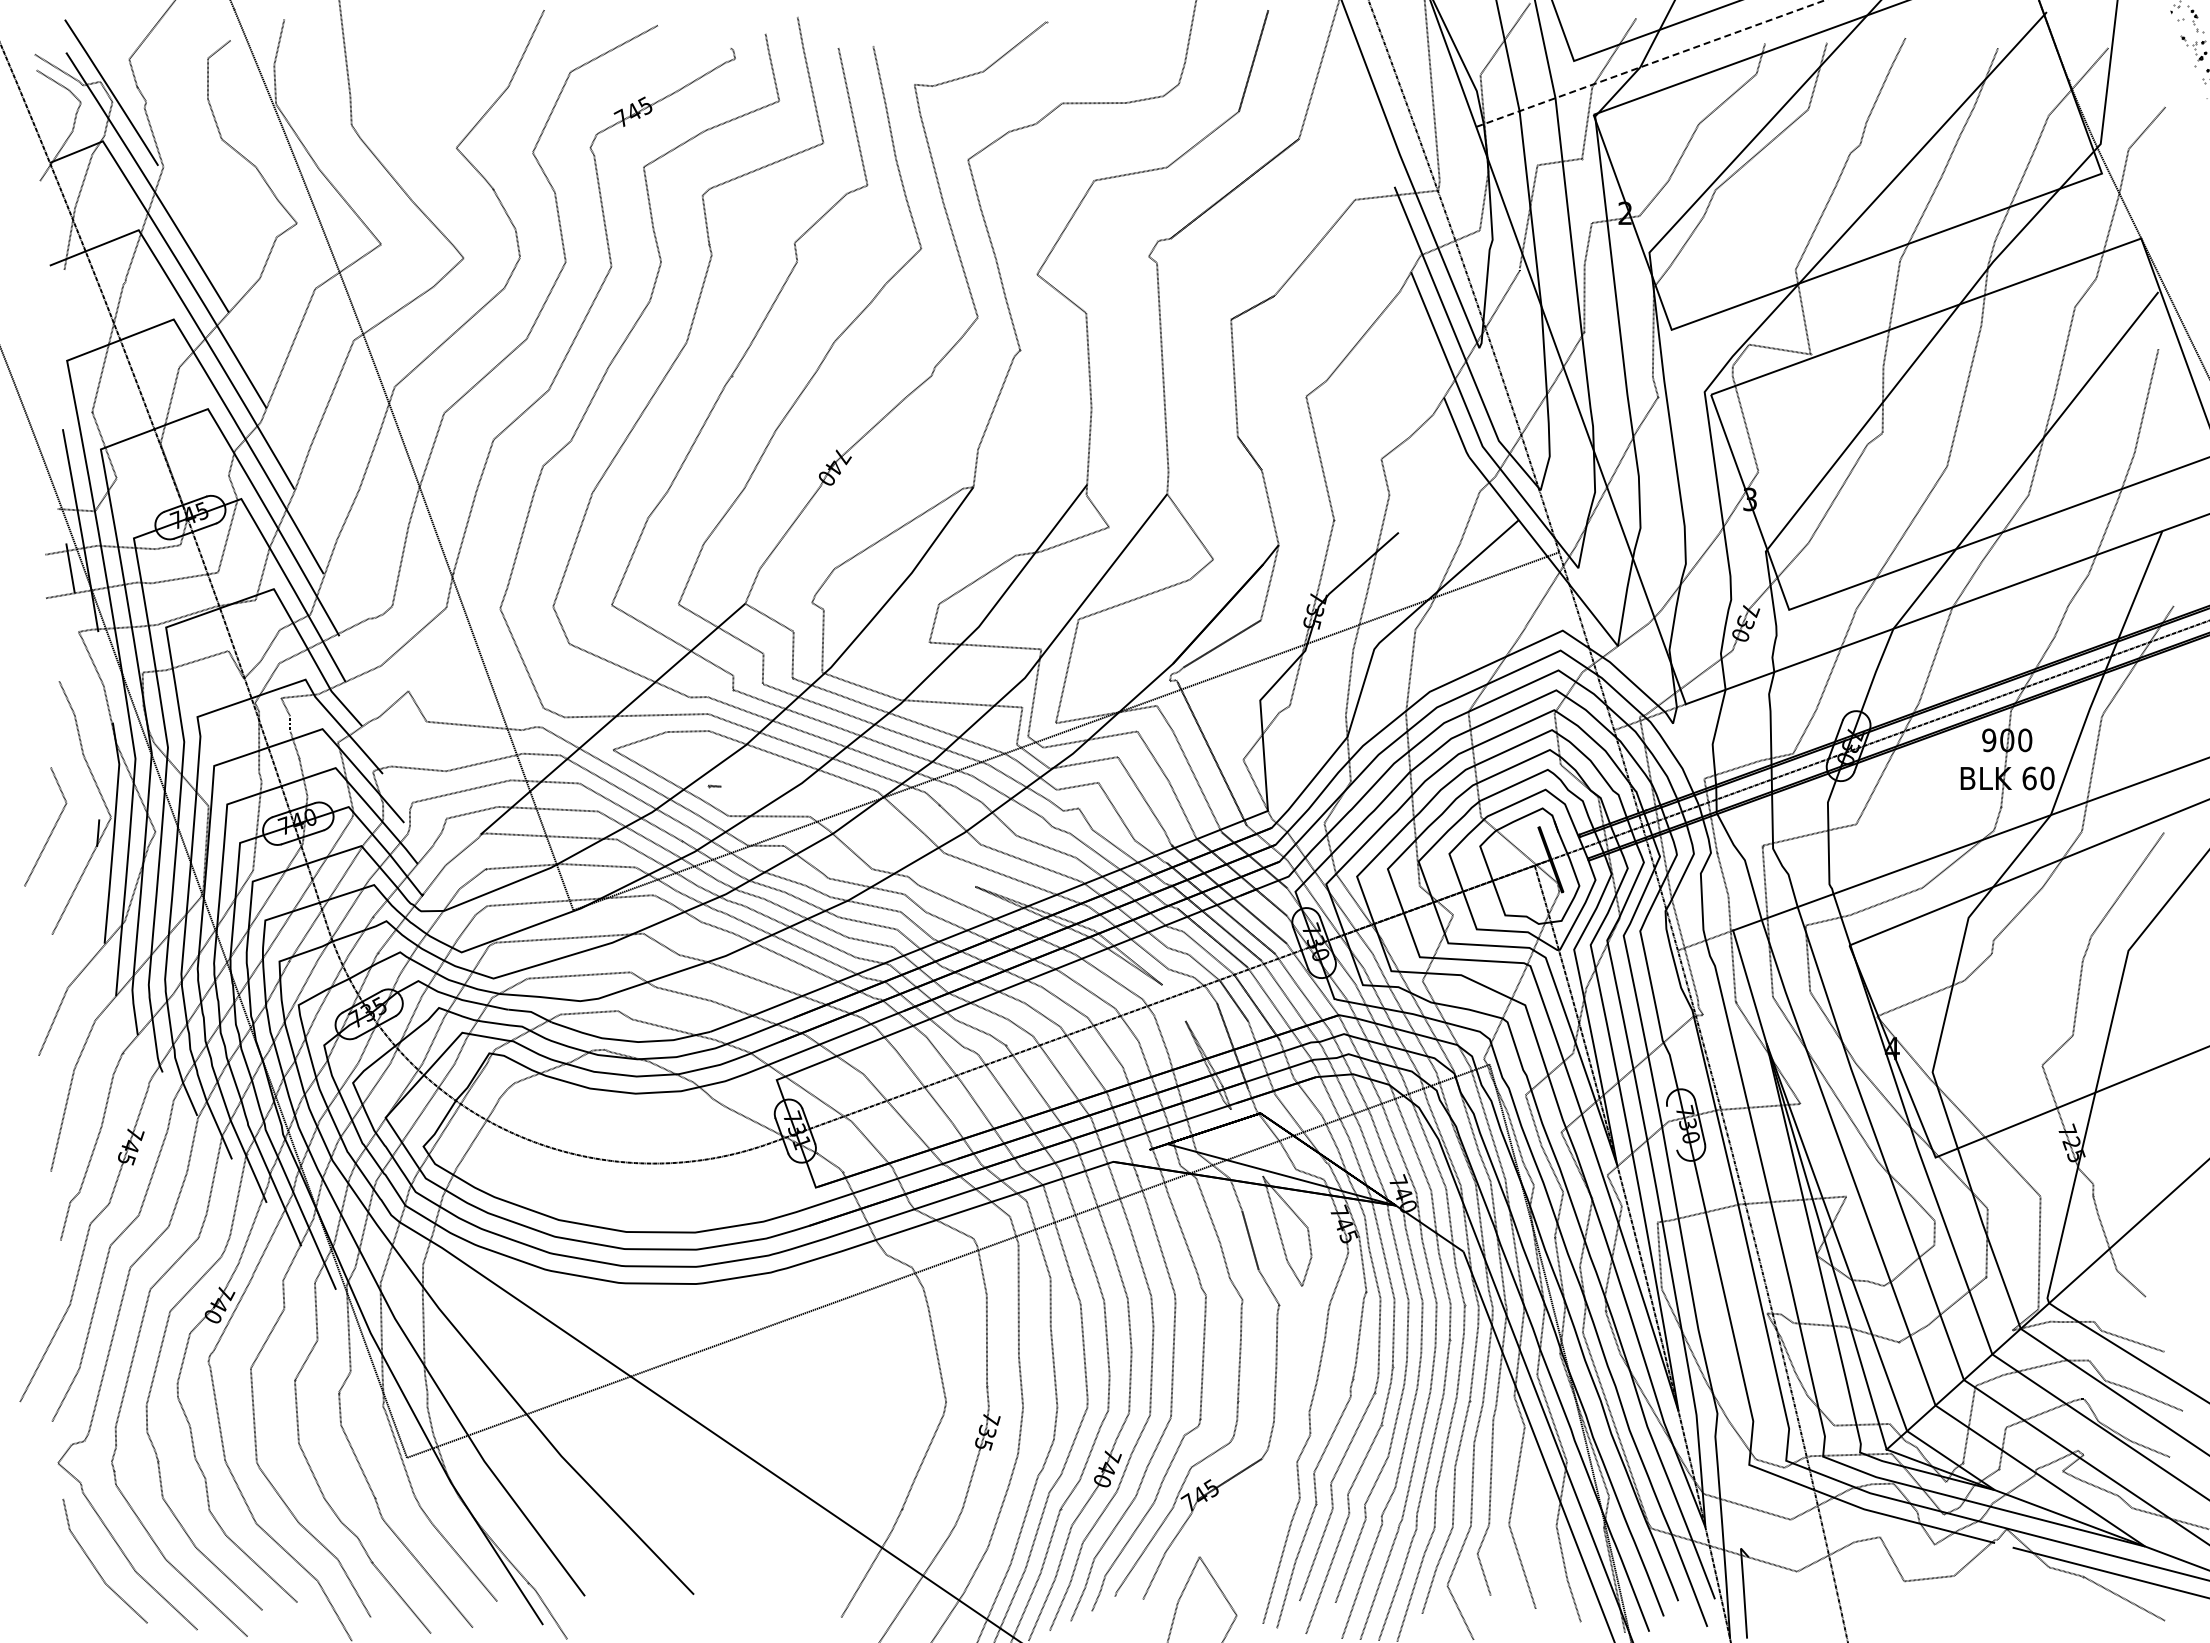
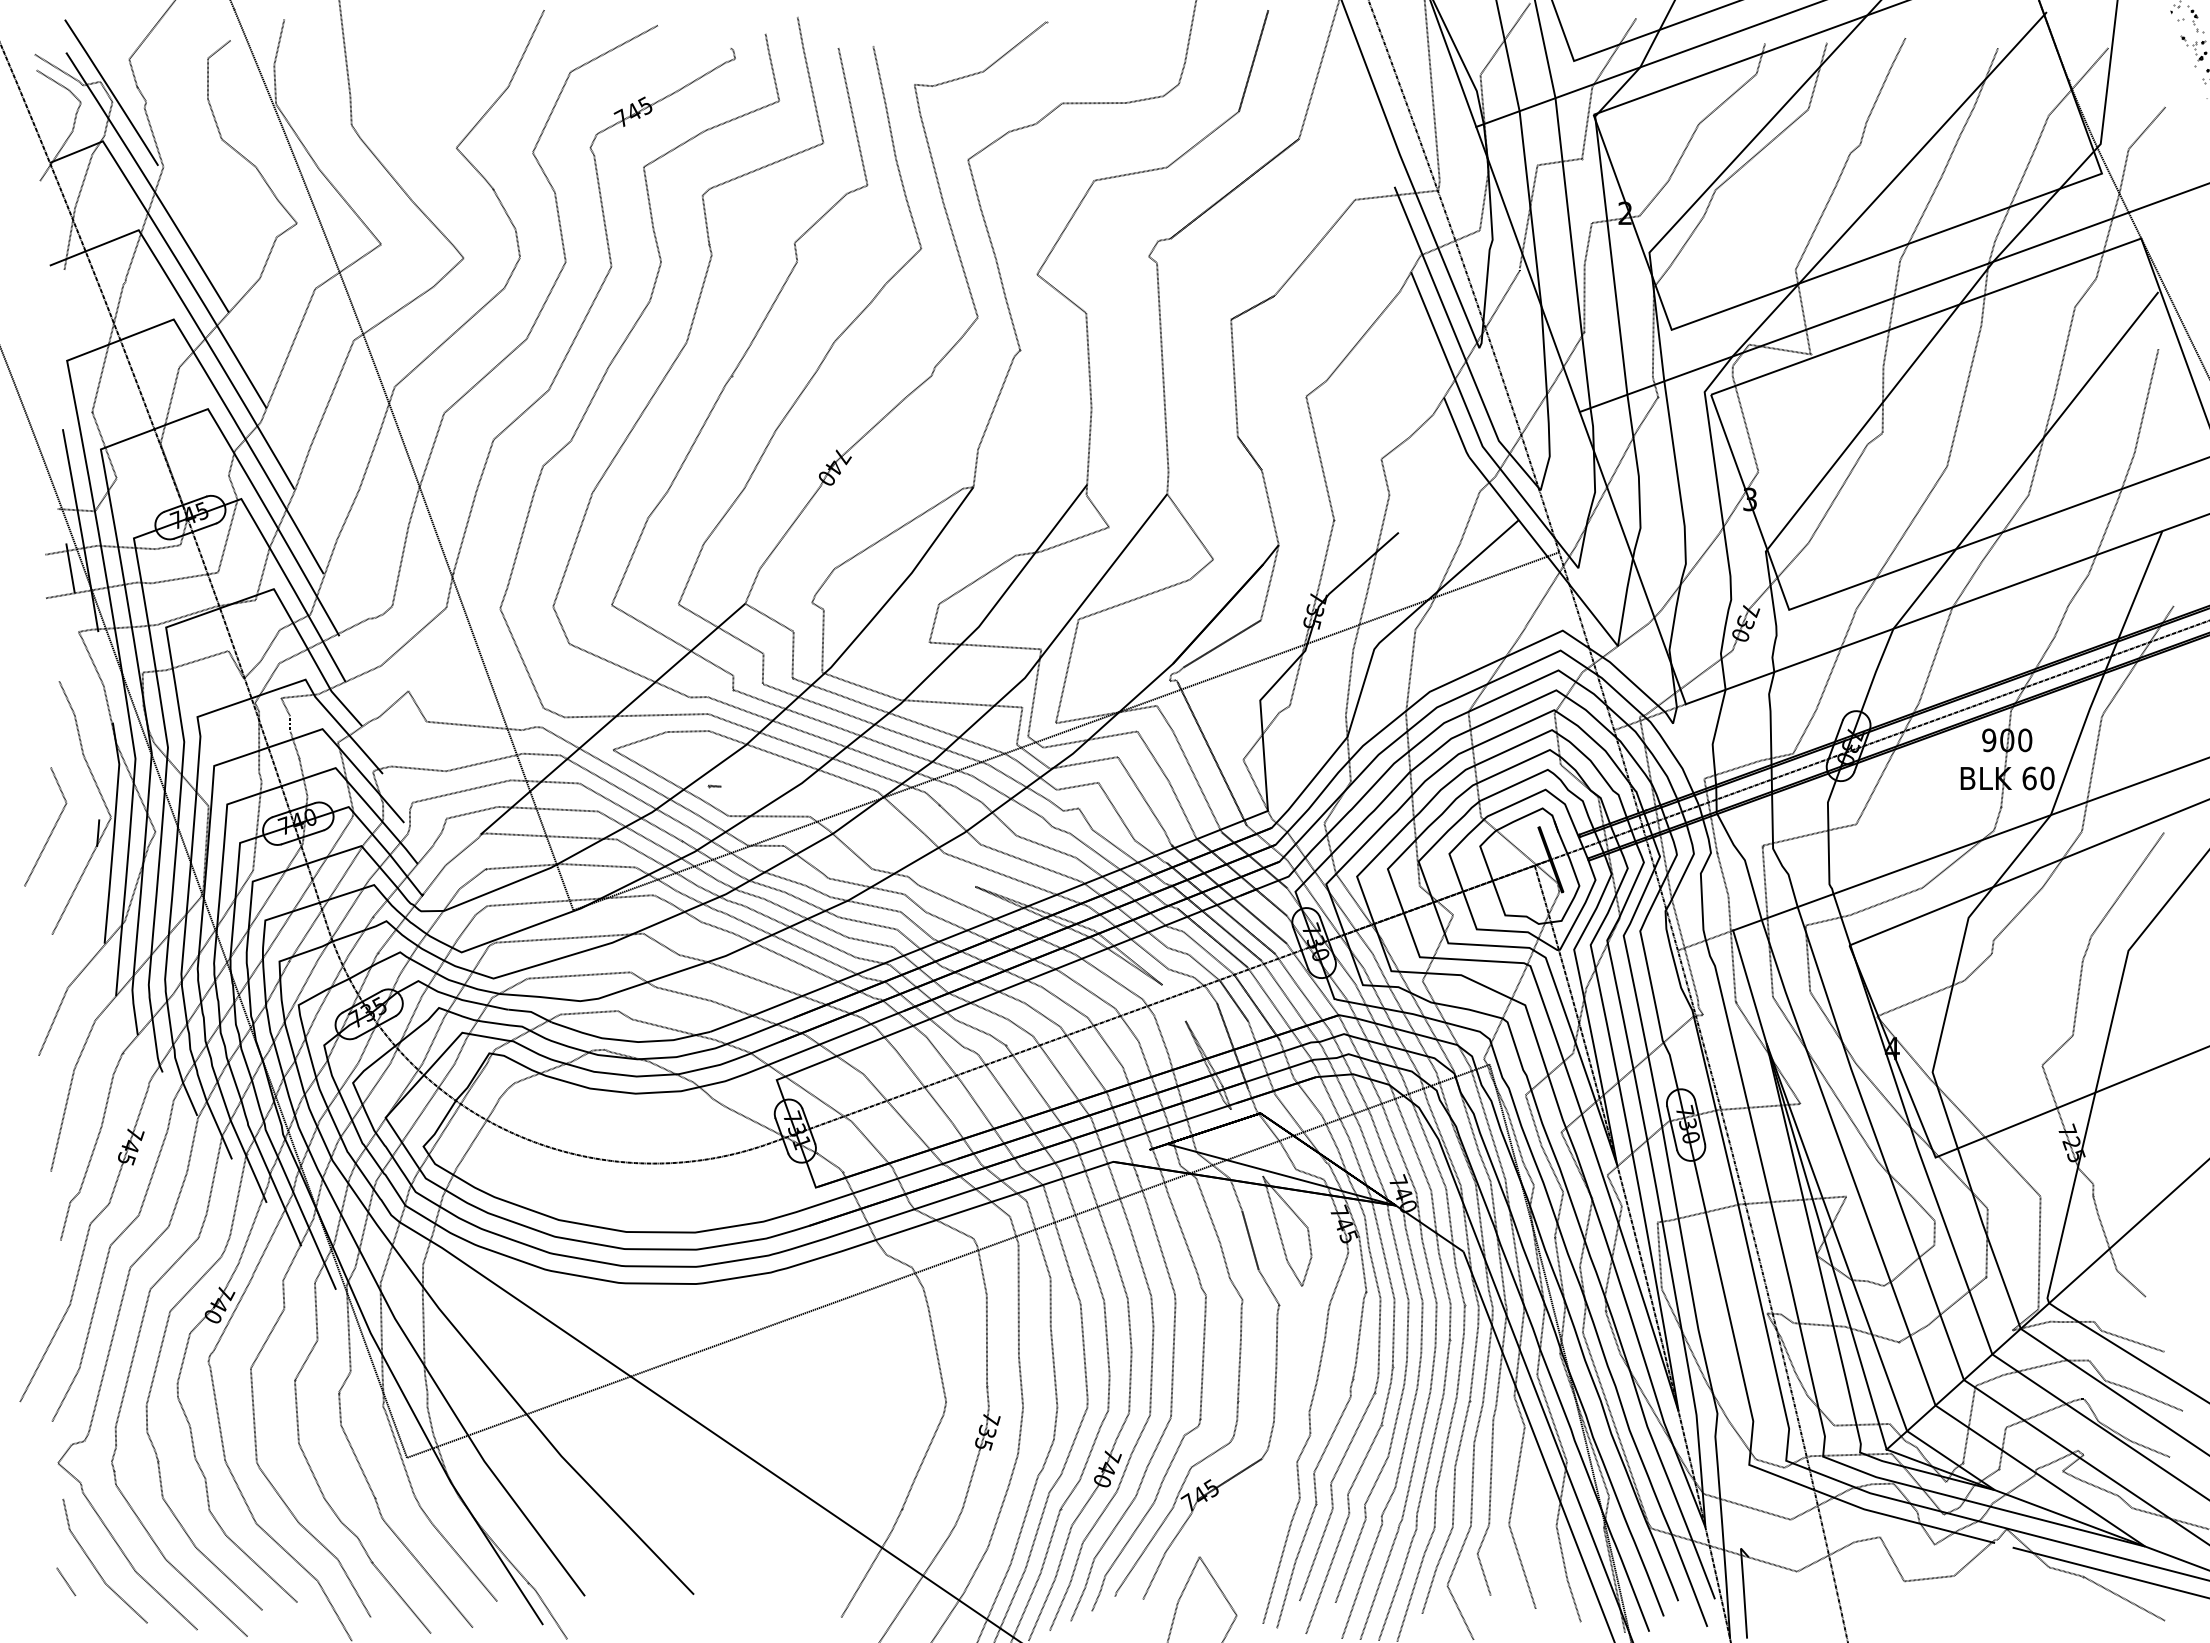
line: dashed -> solid (1650, 63)
line: none -> present (1892, 298)
line: none -> present (1672, 1127)
line: none -> present (66, 1581)
